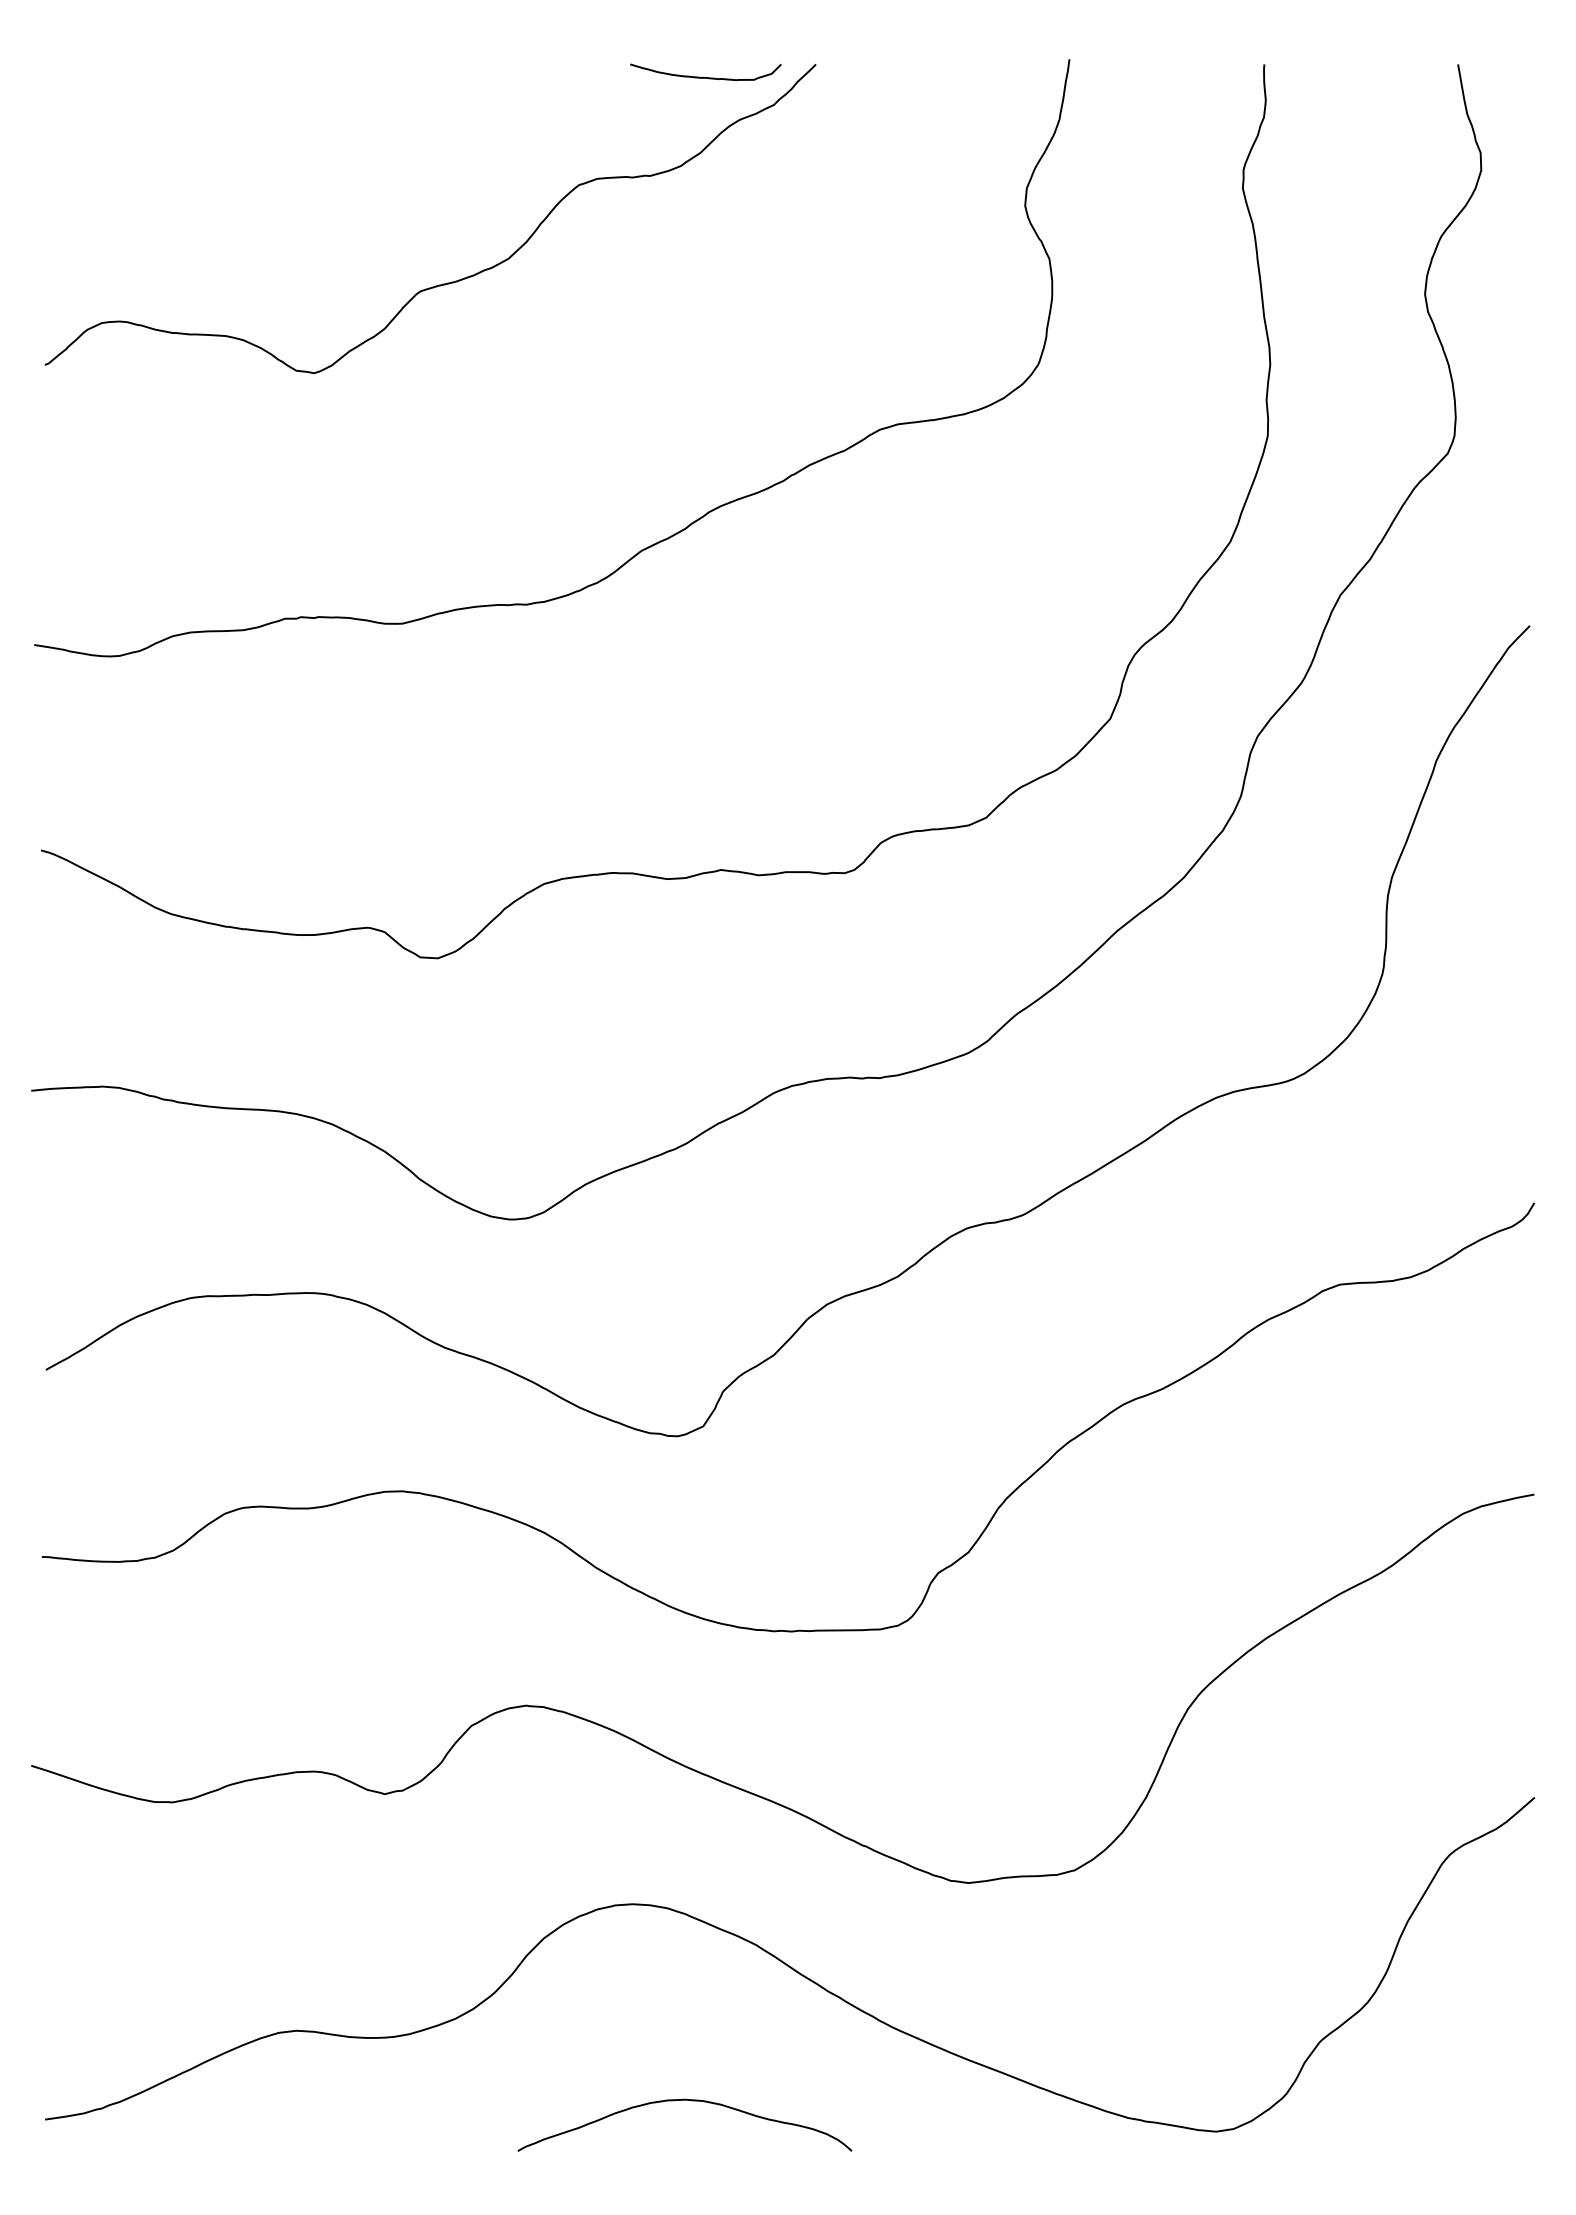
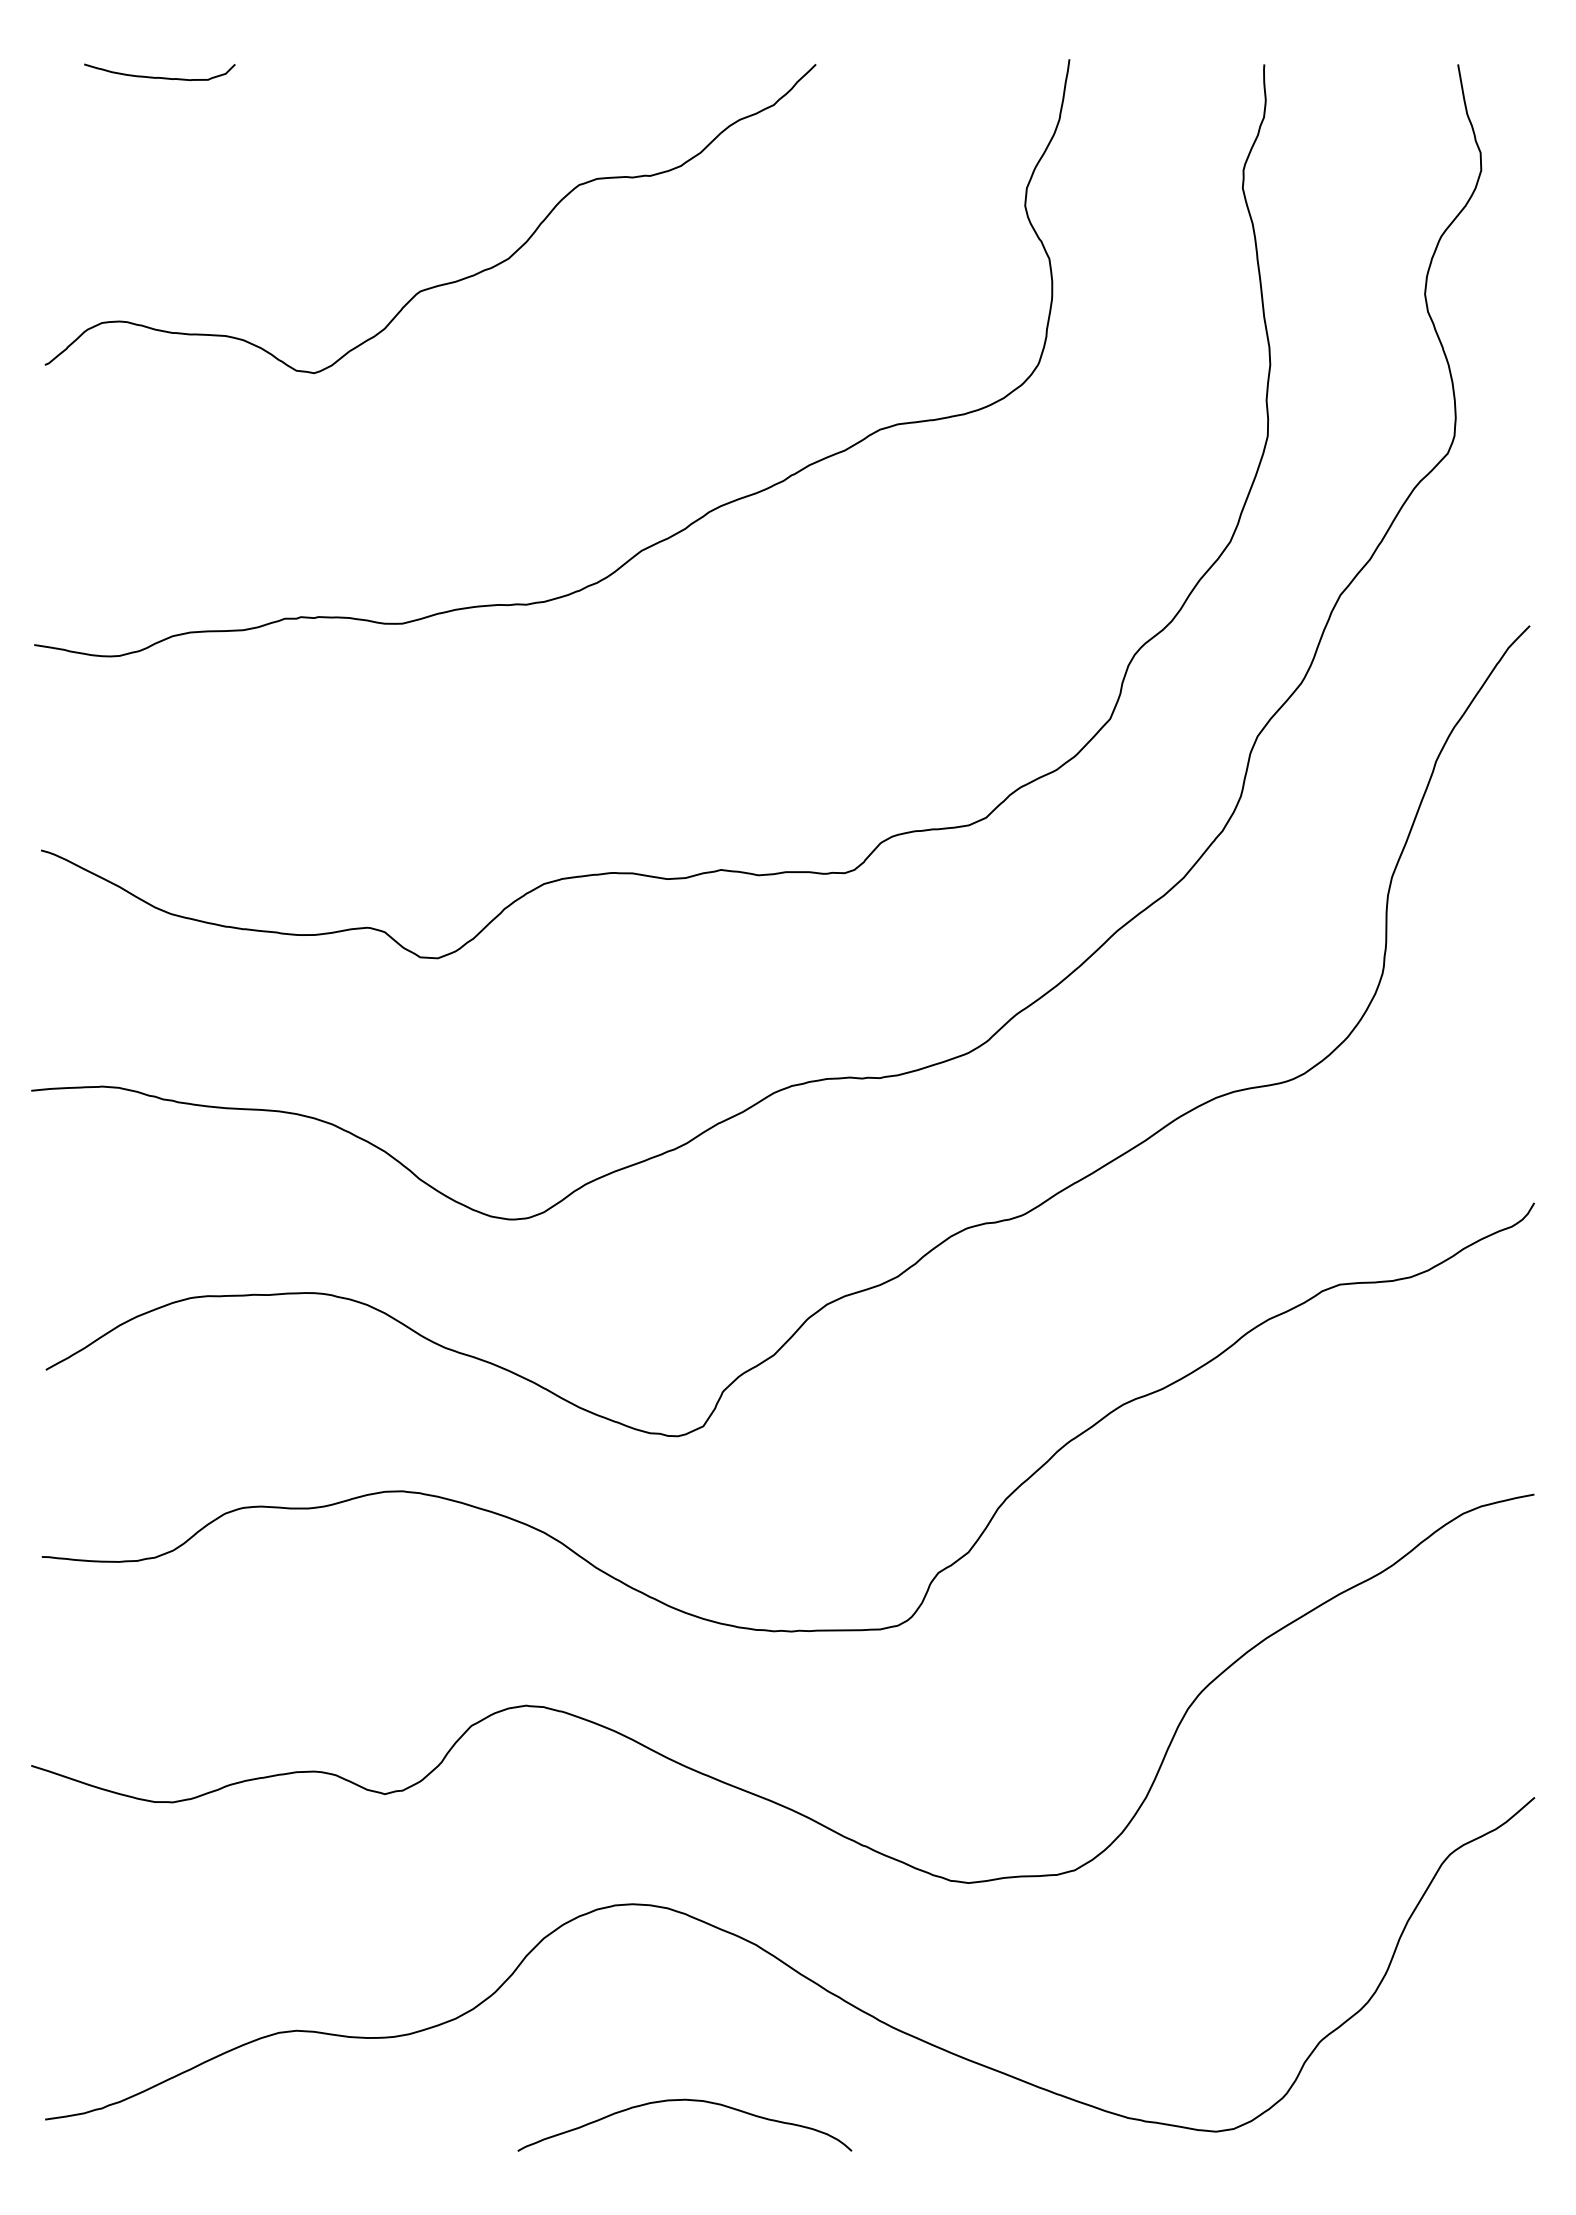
curve position: (705, 77) -> (159, 77) (159, 77)
